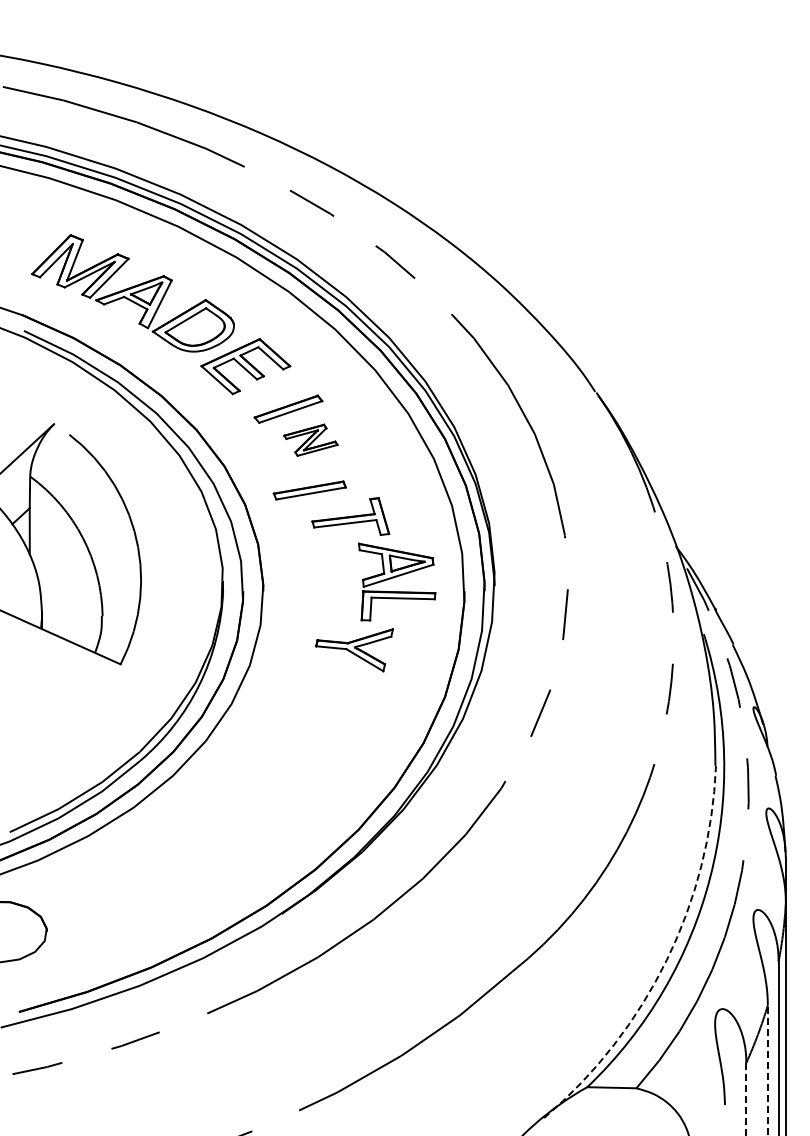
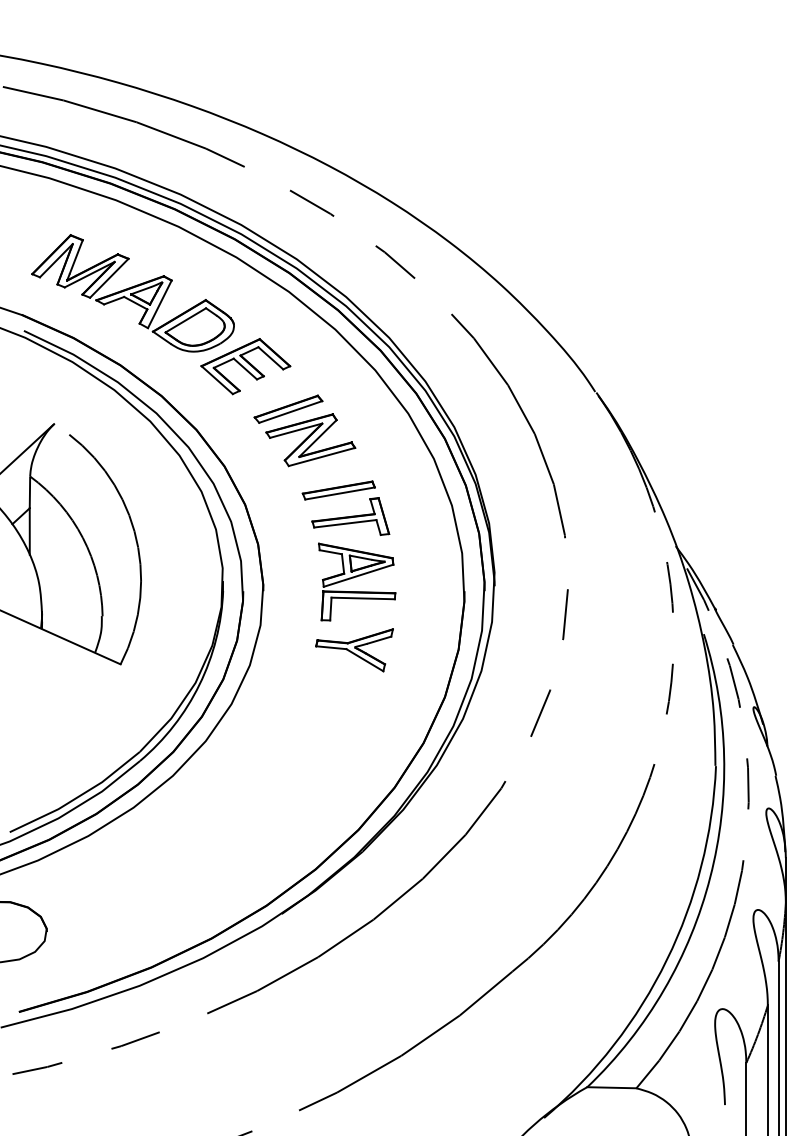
part size: 56x34 px -> 92x55 px (310, 440)
part position: (309, 490) -> (338, 490) (338, 490)
part position: (397, 581) -> (357, 581) (357, 581)
arc: dashed -> solid (666, 960)
line: dashed -> solid (767, 1070)
line: dashed -> solid (746, 1099)
